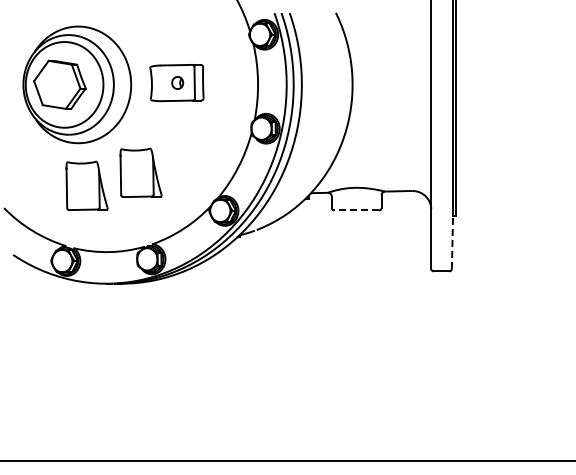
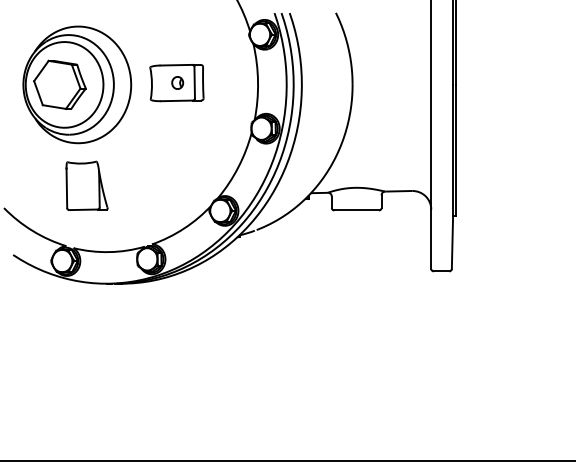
part: present -> none (140, 172)
line: dashed -> solid (356, 210)
line: dashed -> solid (452, 242)
